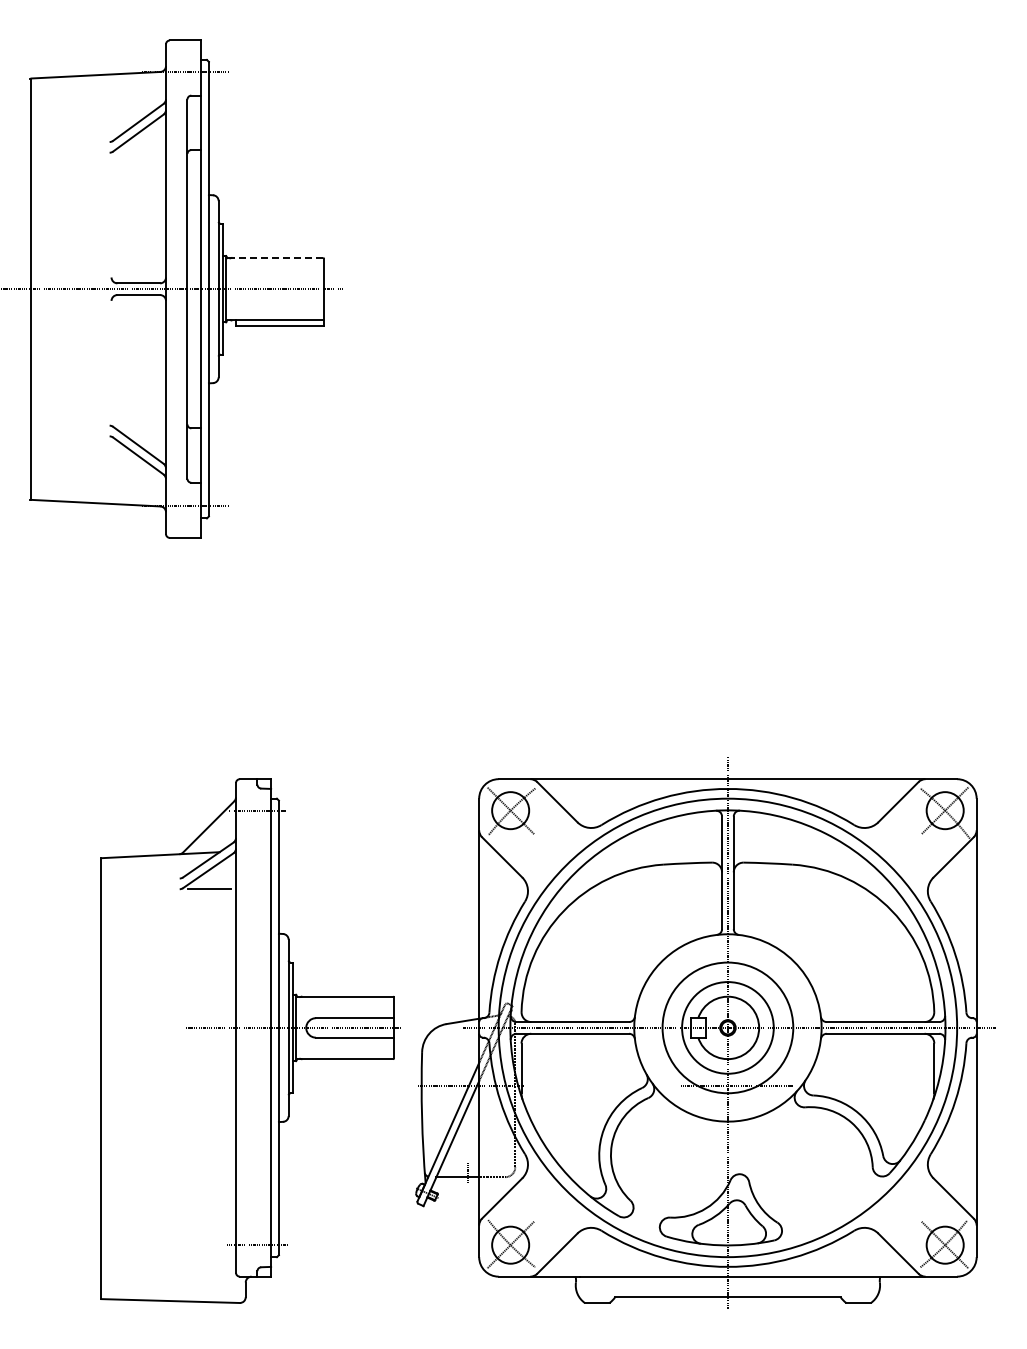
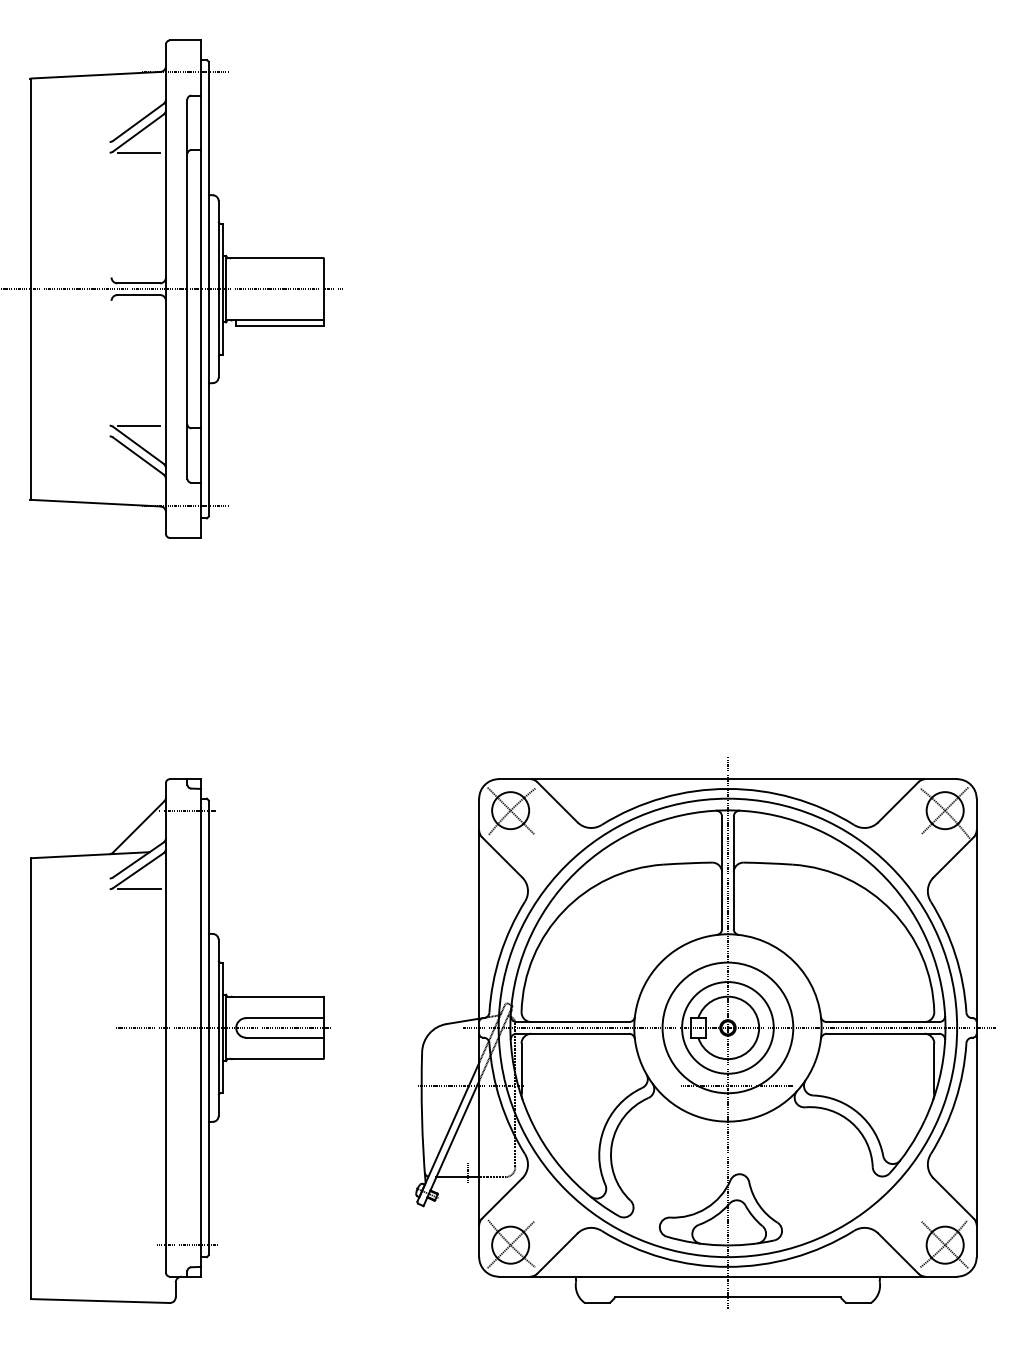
line: none -> present (138, 152)
line: dashed -> solid (277, 257)
line: none -> present (138, 425)
part position: (250, 1040) -> (180, 1040) (180, 1040)
